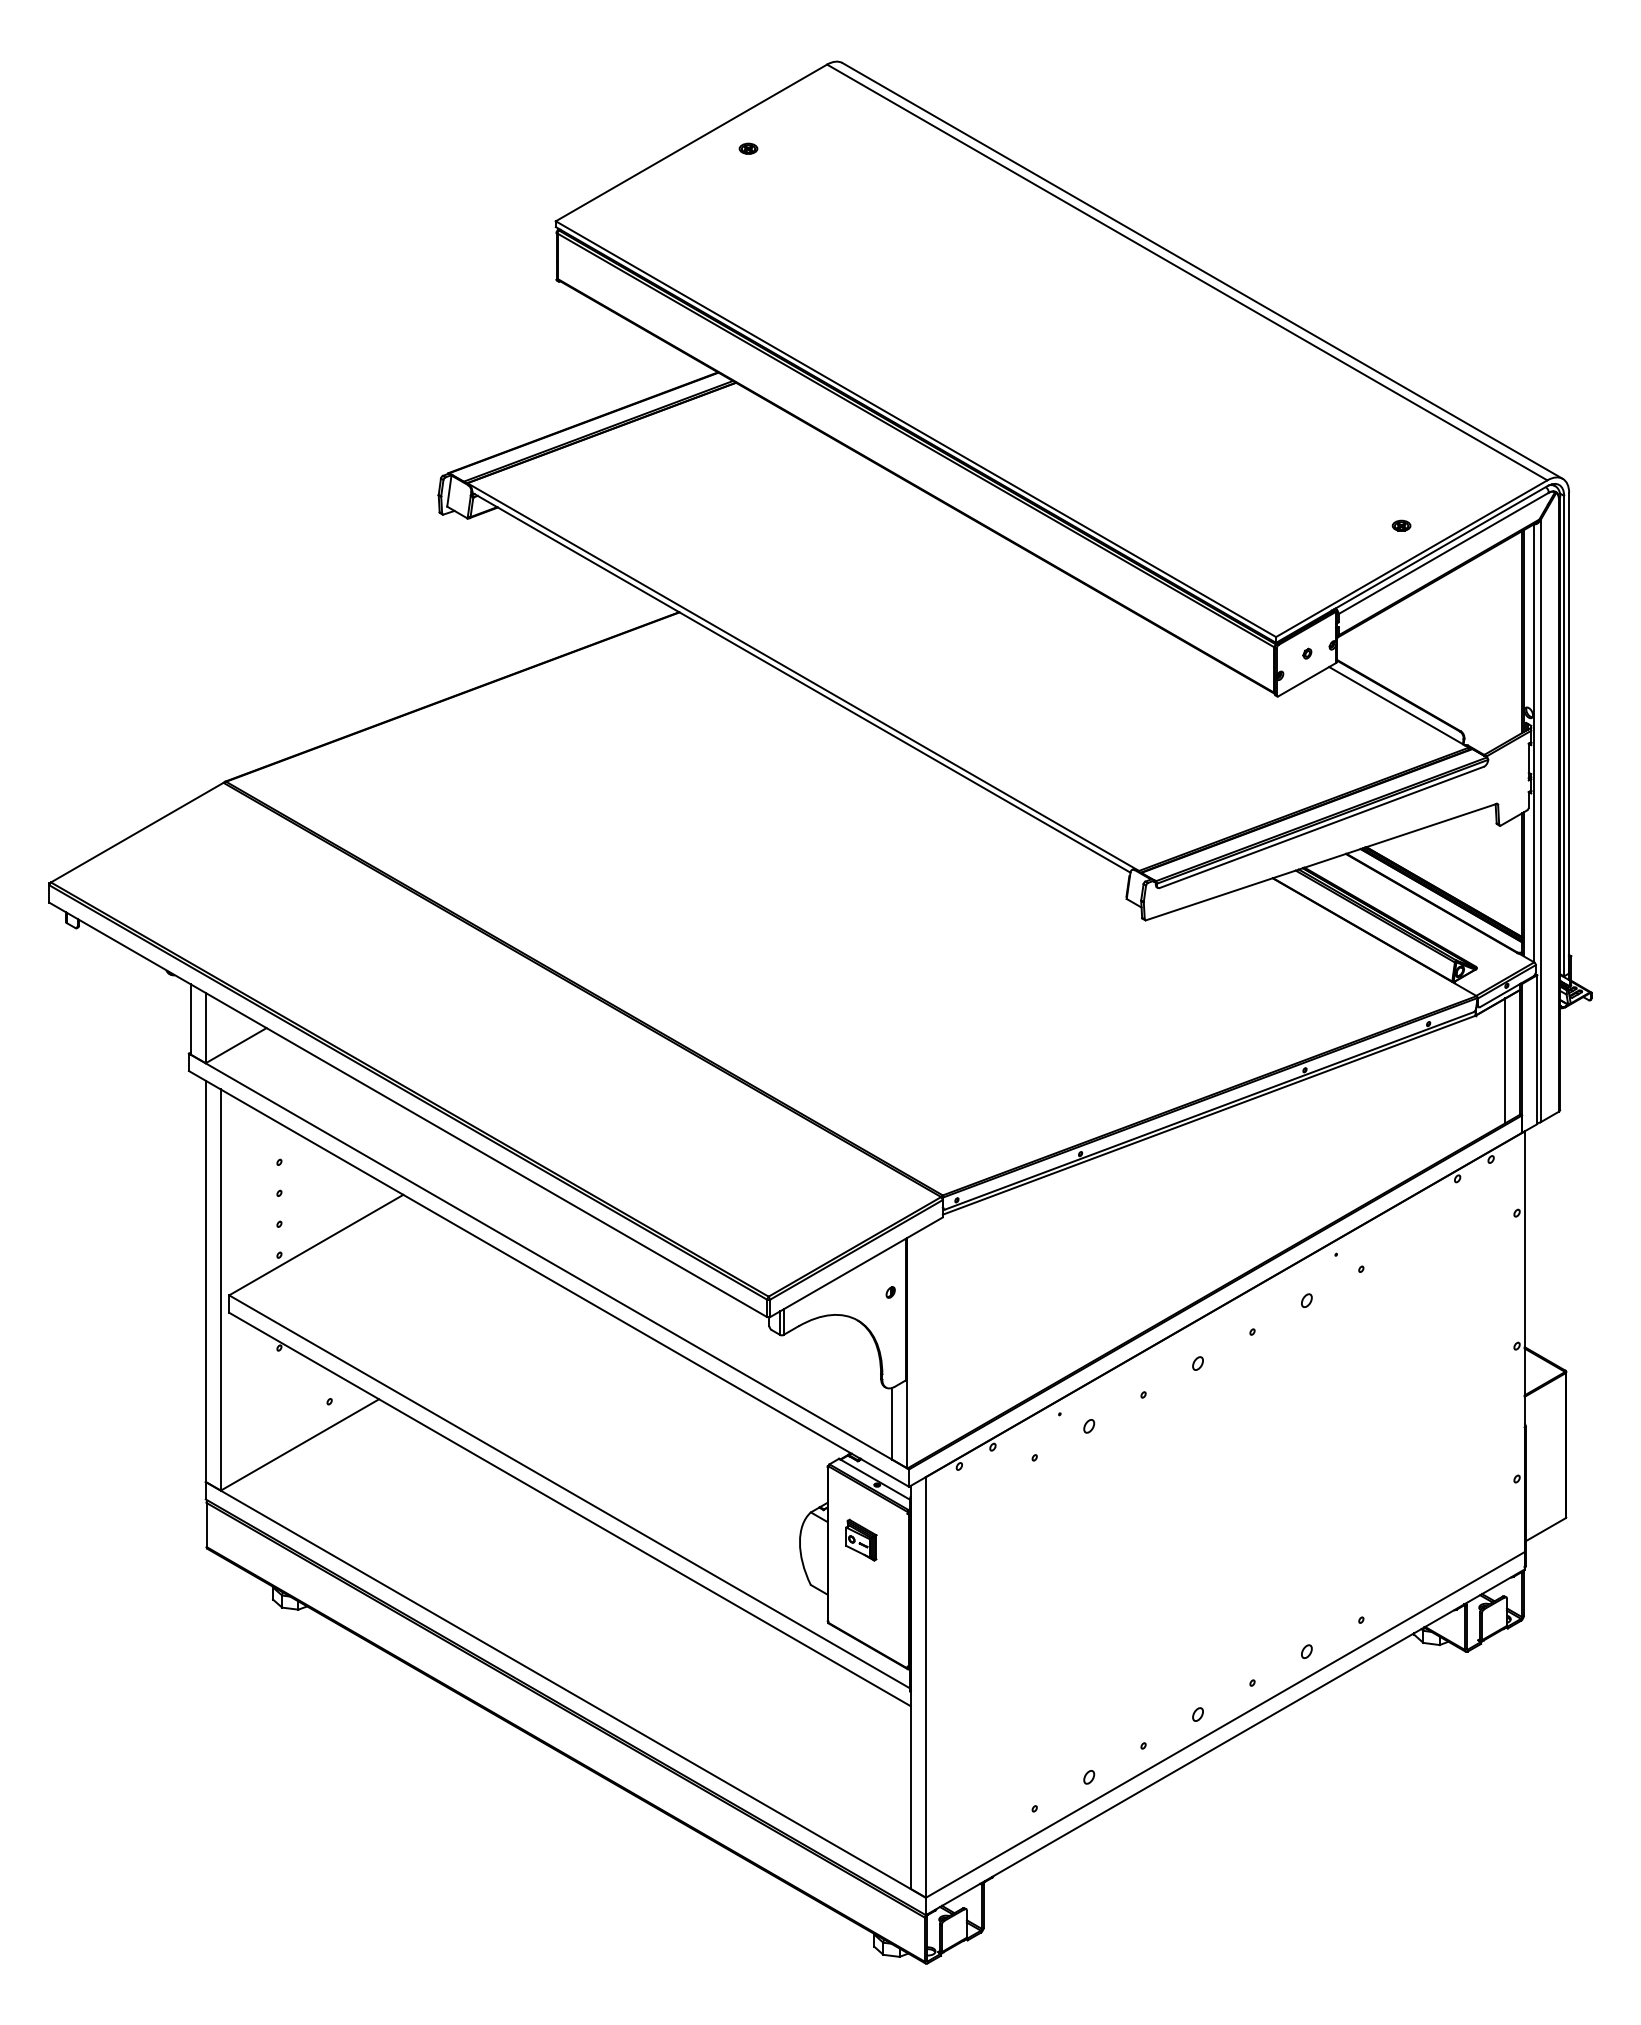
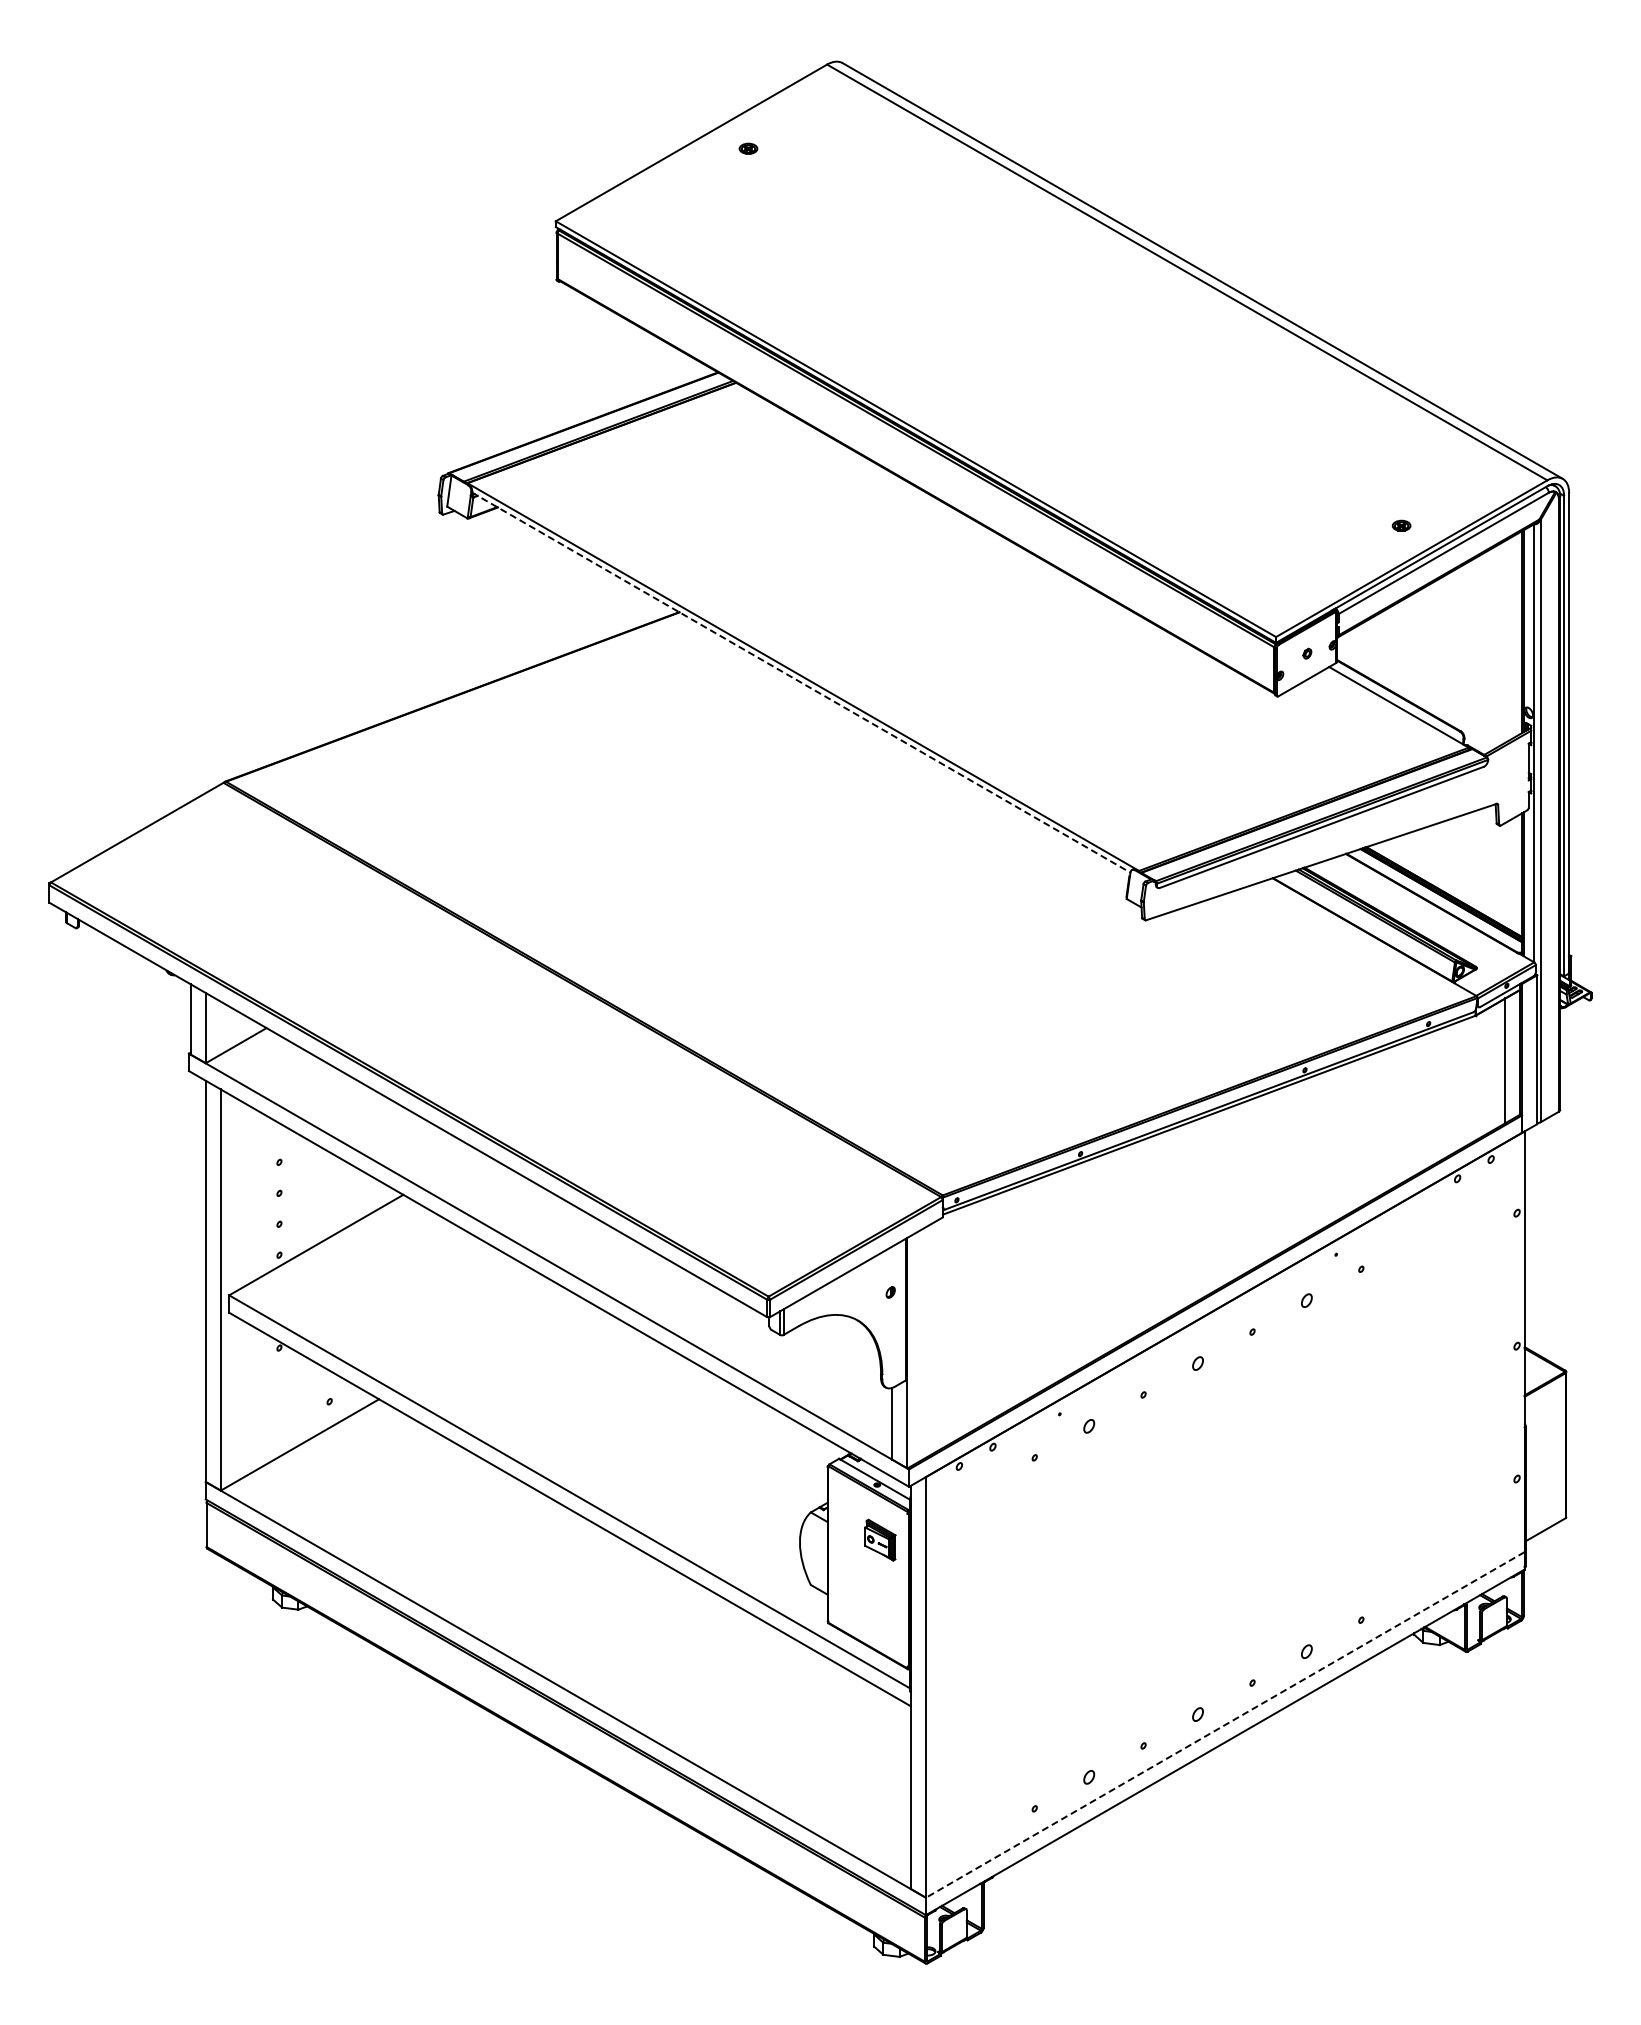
line: solid -> dashed (801, 682)
part position: (861, 1539) -> (880, 1539) (880, 1539)
line: solid -> dashed (1225, 1724)
